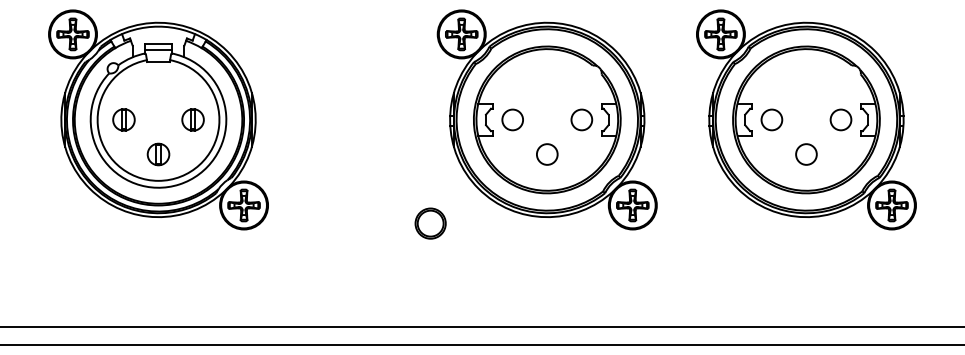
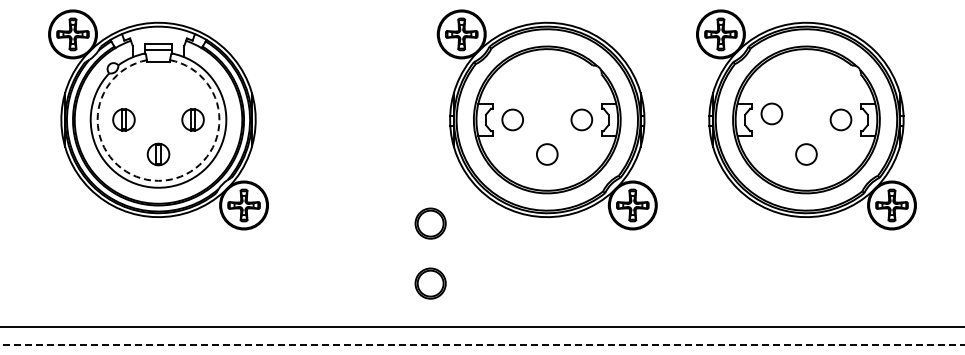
circle position: (771, 119) -> (771, 113) (771, 113)
arc: solid -> dashed (158, 180)
part: none -> present (430, 283)
line: solid -> dashed (482, 344)
